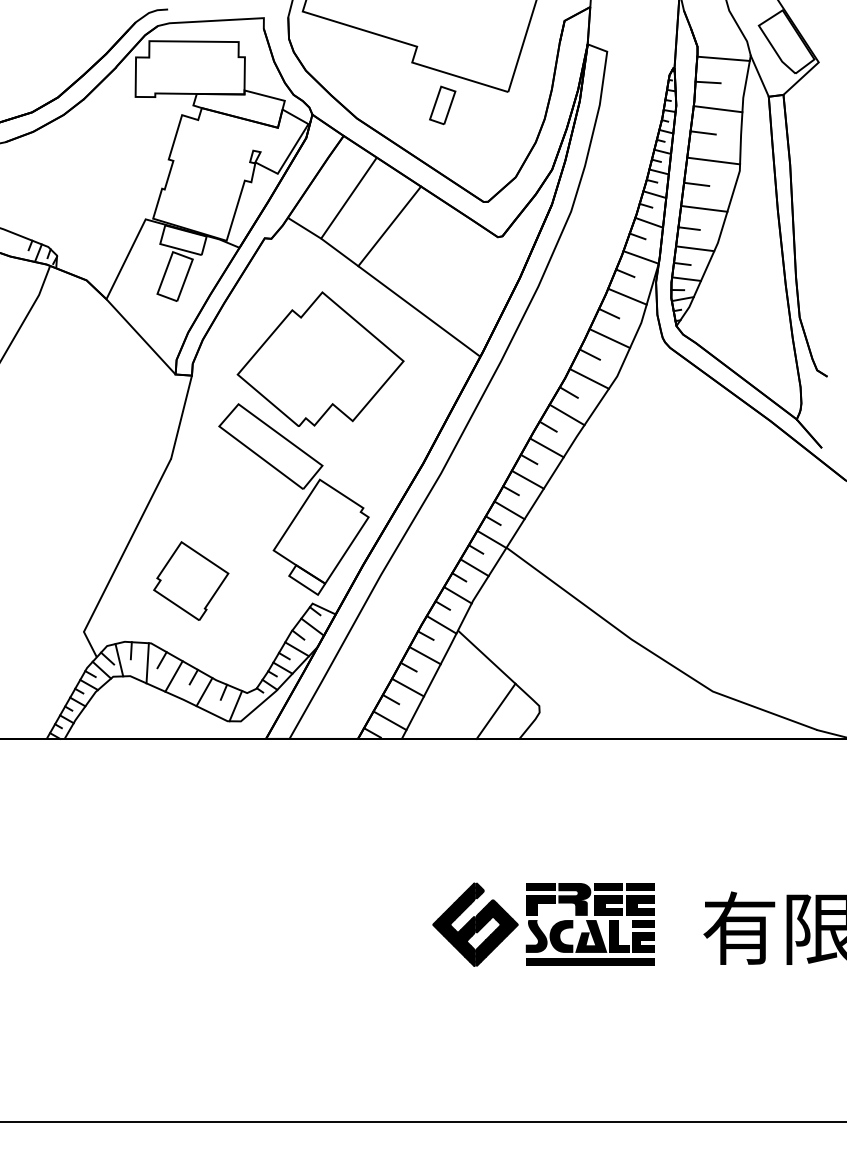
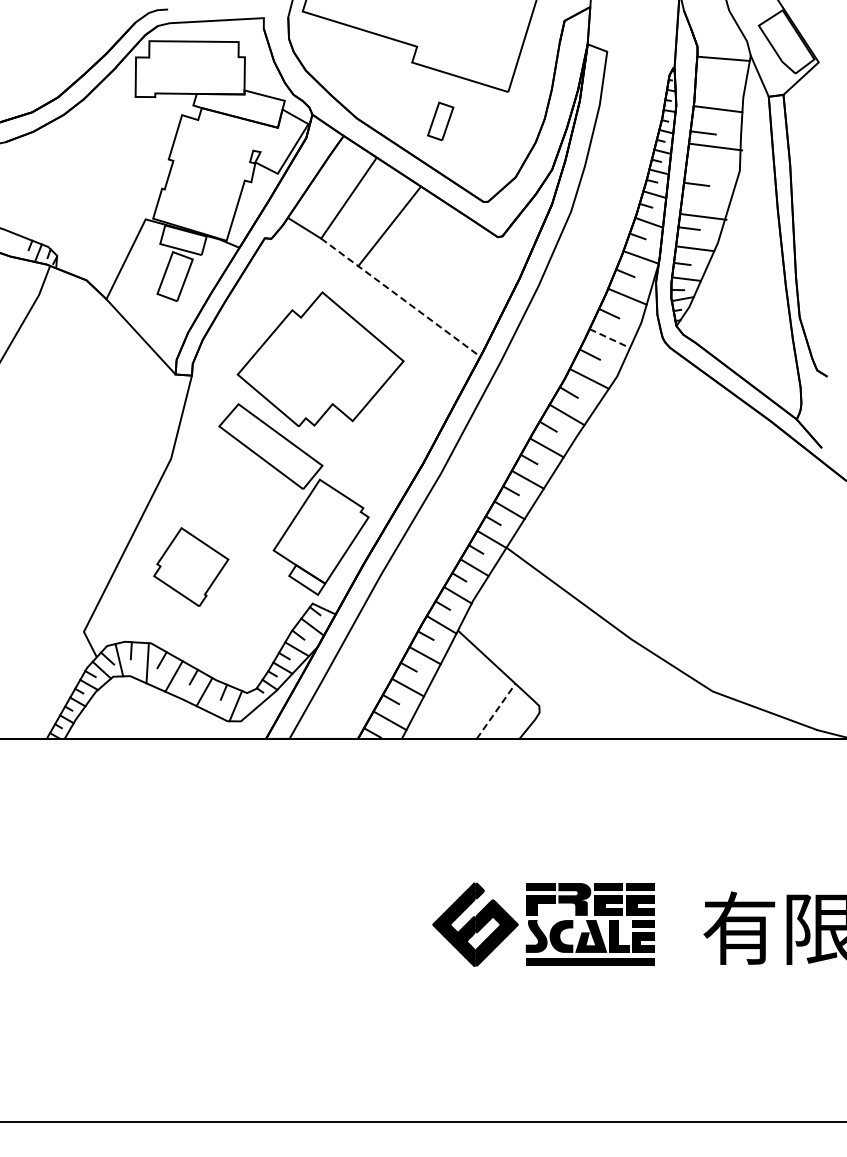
line: present -> none (707, 82)
part position: (442, 105) -> (440, 121) (440, 121)
line position: (713, 160) -> (715, 146) (715, 146)
line position: (704, 208) -> (703, 216) (703, 216)
line: solid -> dashed (400, 297)
line: solid -> dashed (610, 338)
part position: (191, 580) -> (191, 566) (191, 566)
line: solid -> dashed (496, 711)
